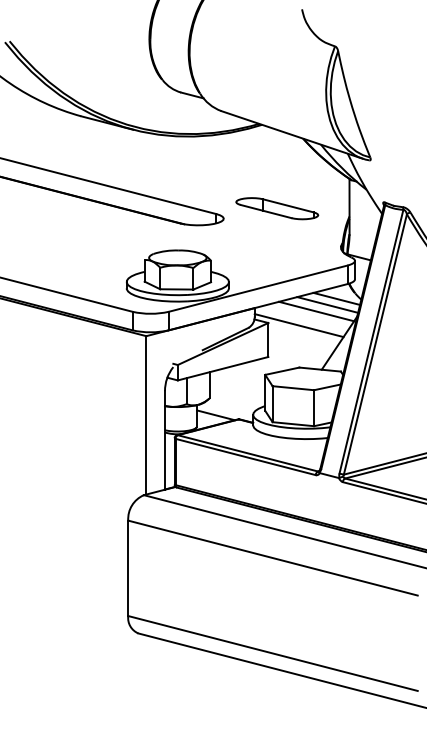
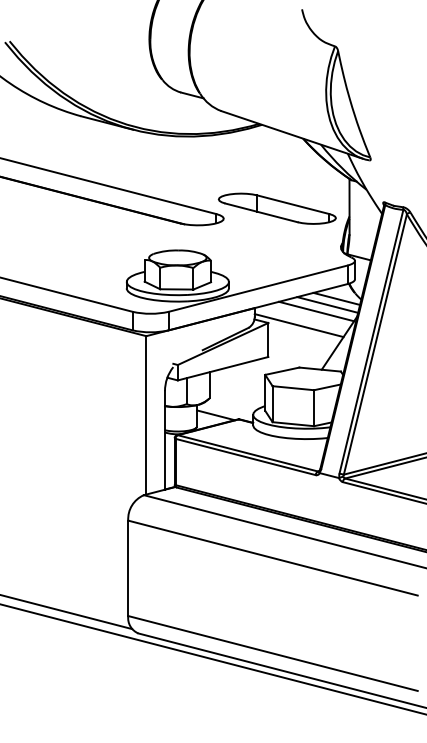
part size: 85x24 px -> 120x33 px (276, 208)
line: none -> present (67, 612)
line: none -> present (212, 658)
